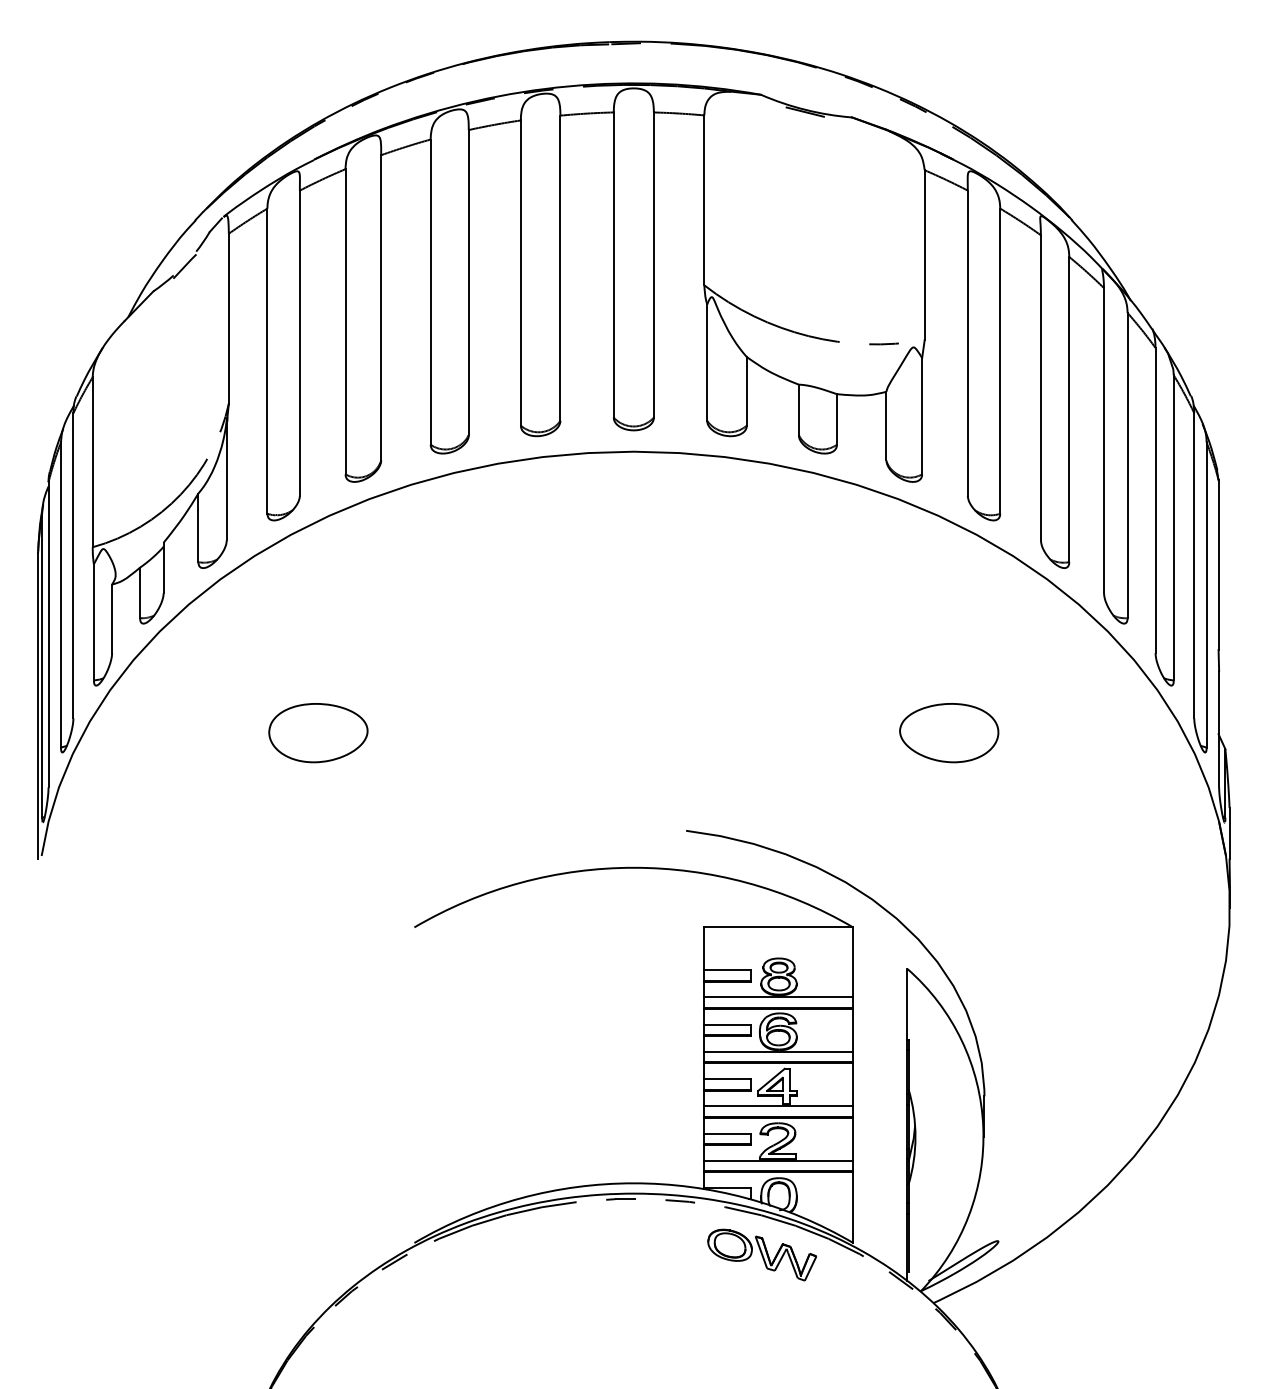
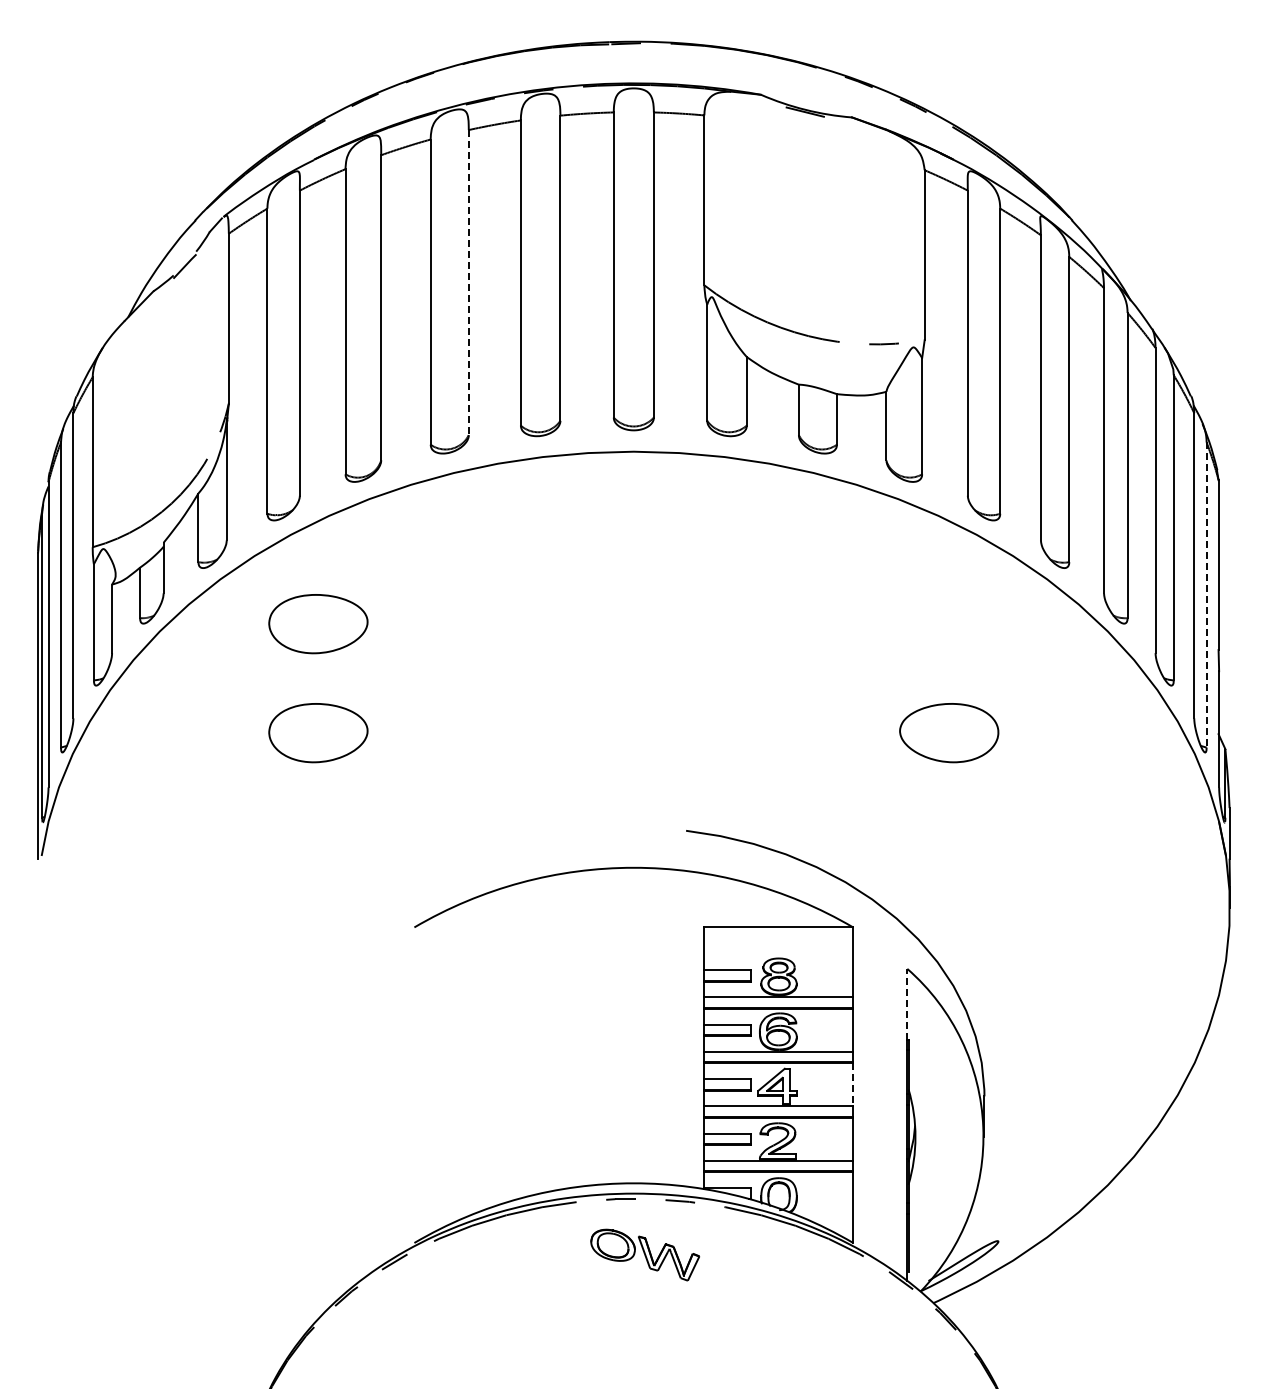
line: solid -> dashed (468, 282)
line: solid -> dashed (1206, 595)
part: none -> present (318, 624)
line: solid -> dashed (907, 1003)
line: solid -> dashed (853, 1084)
part position: (762, 1254) -> (645, 1254) (645, 1254)
